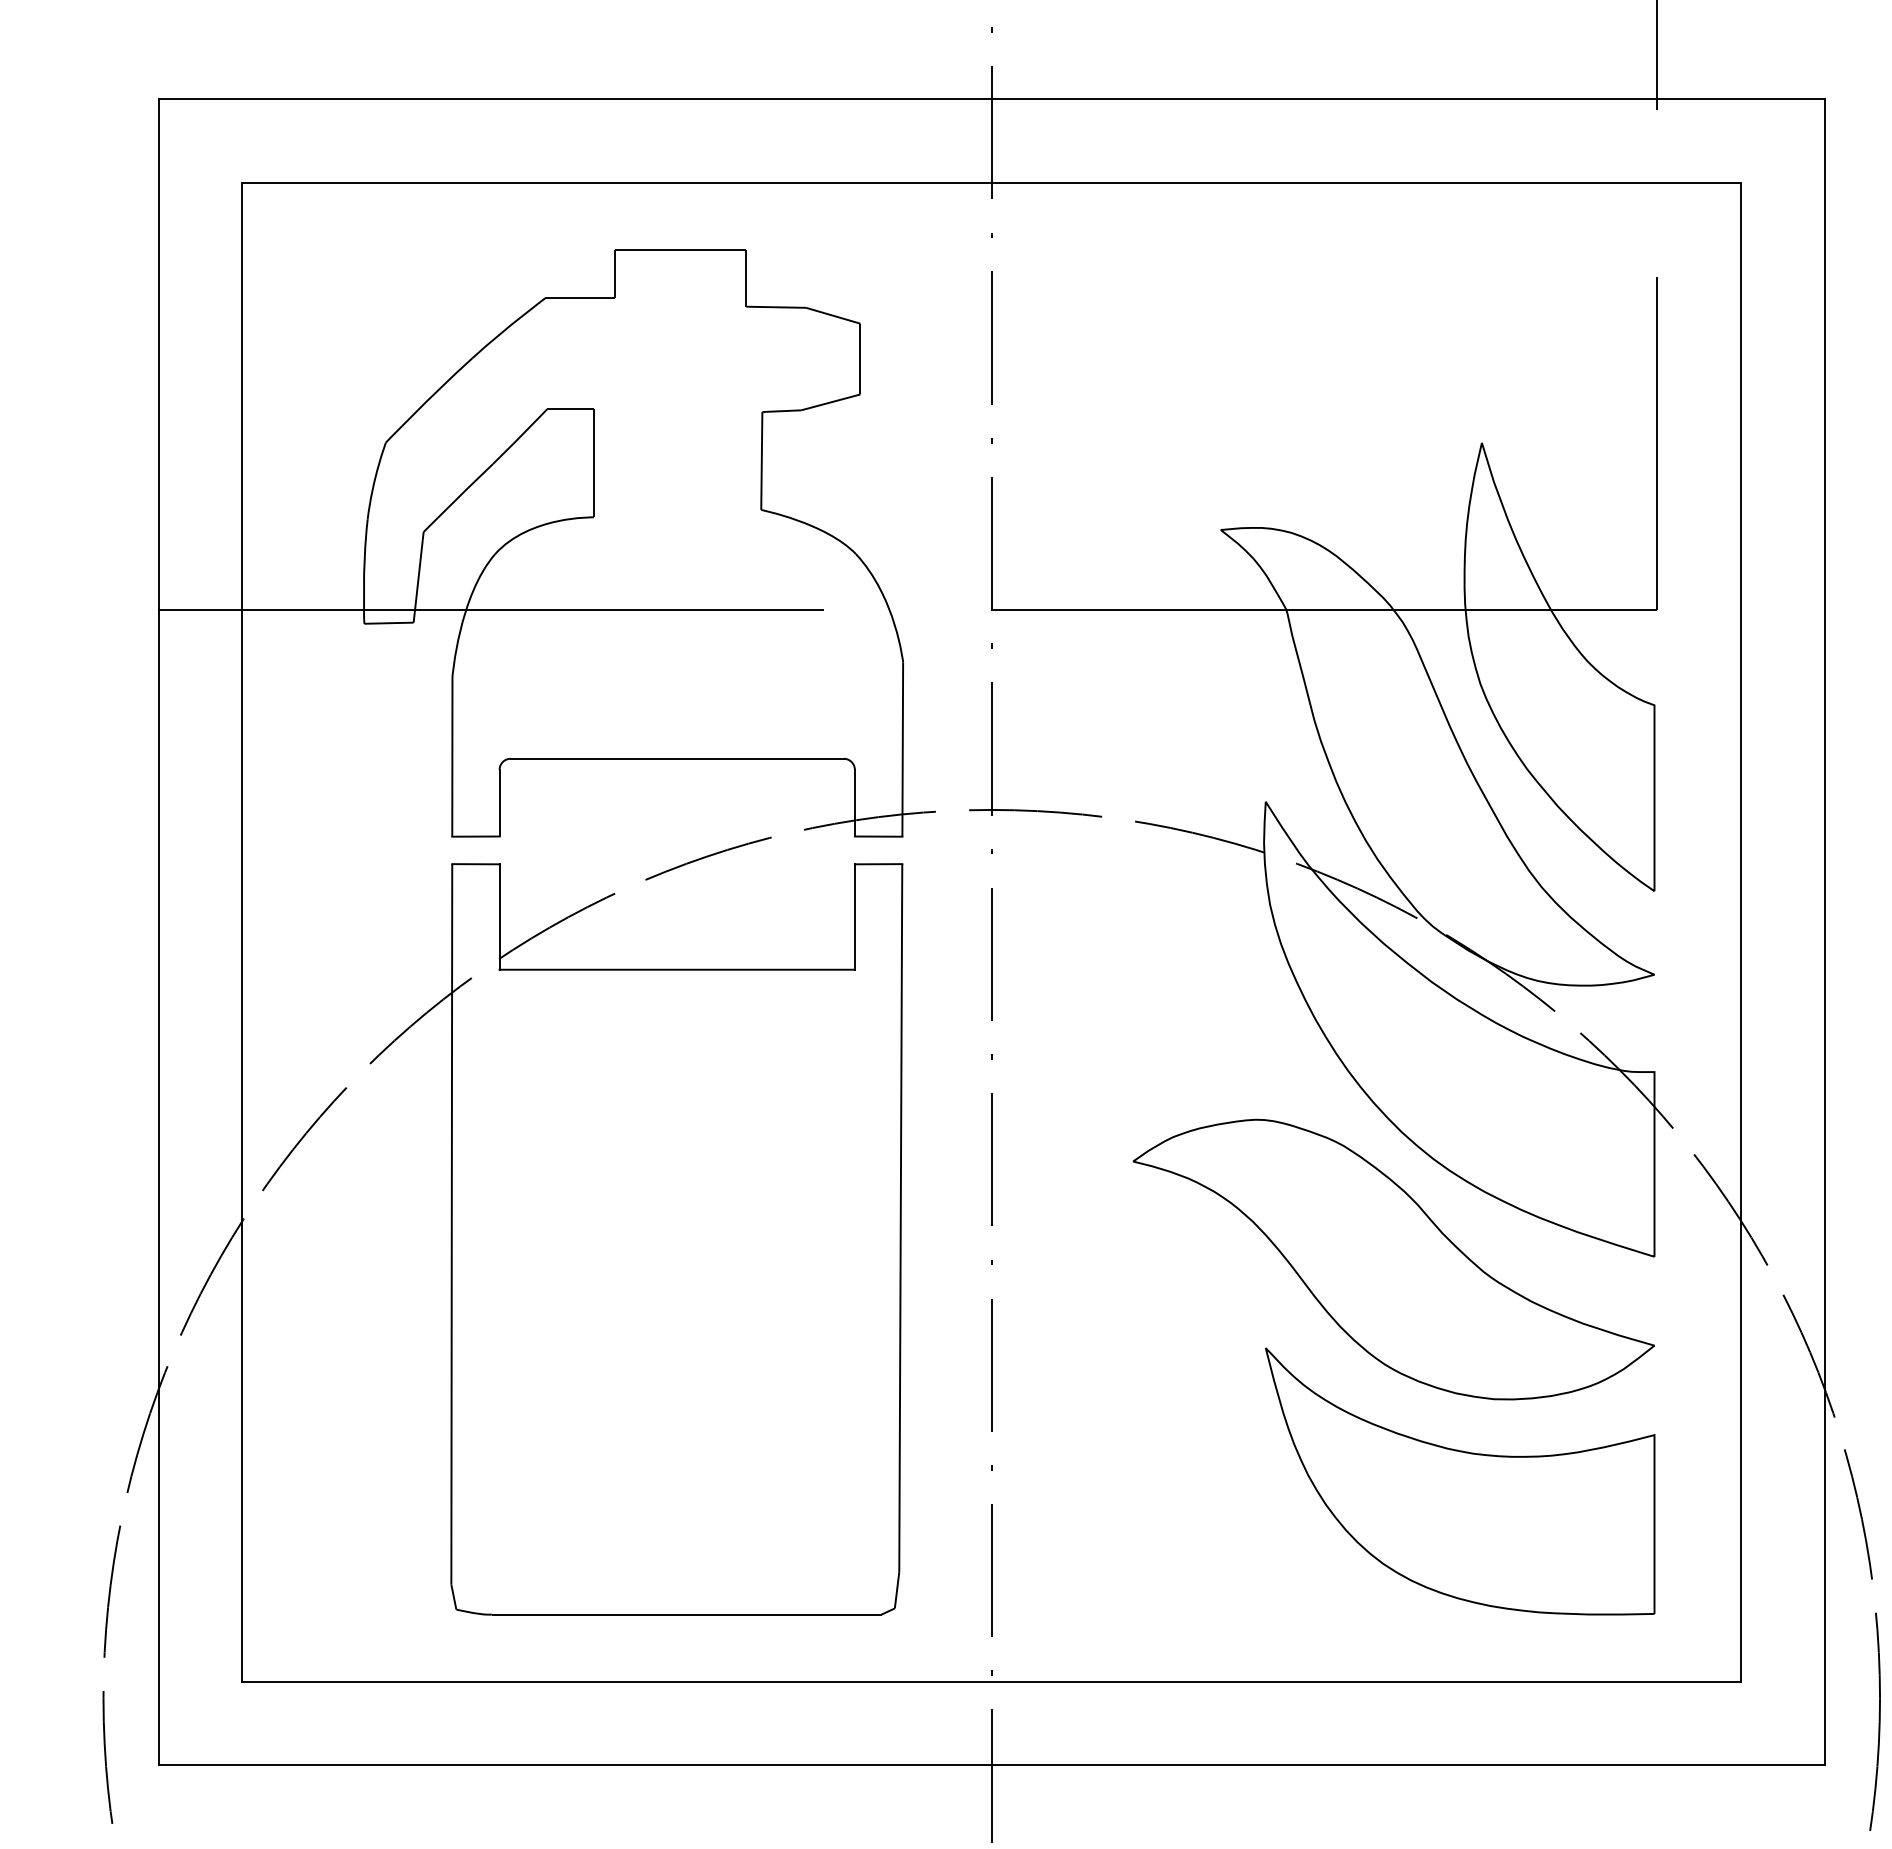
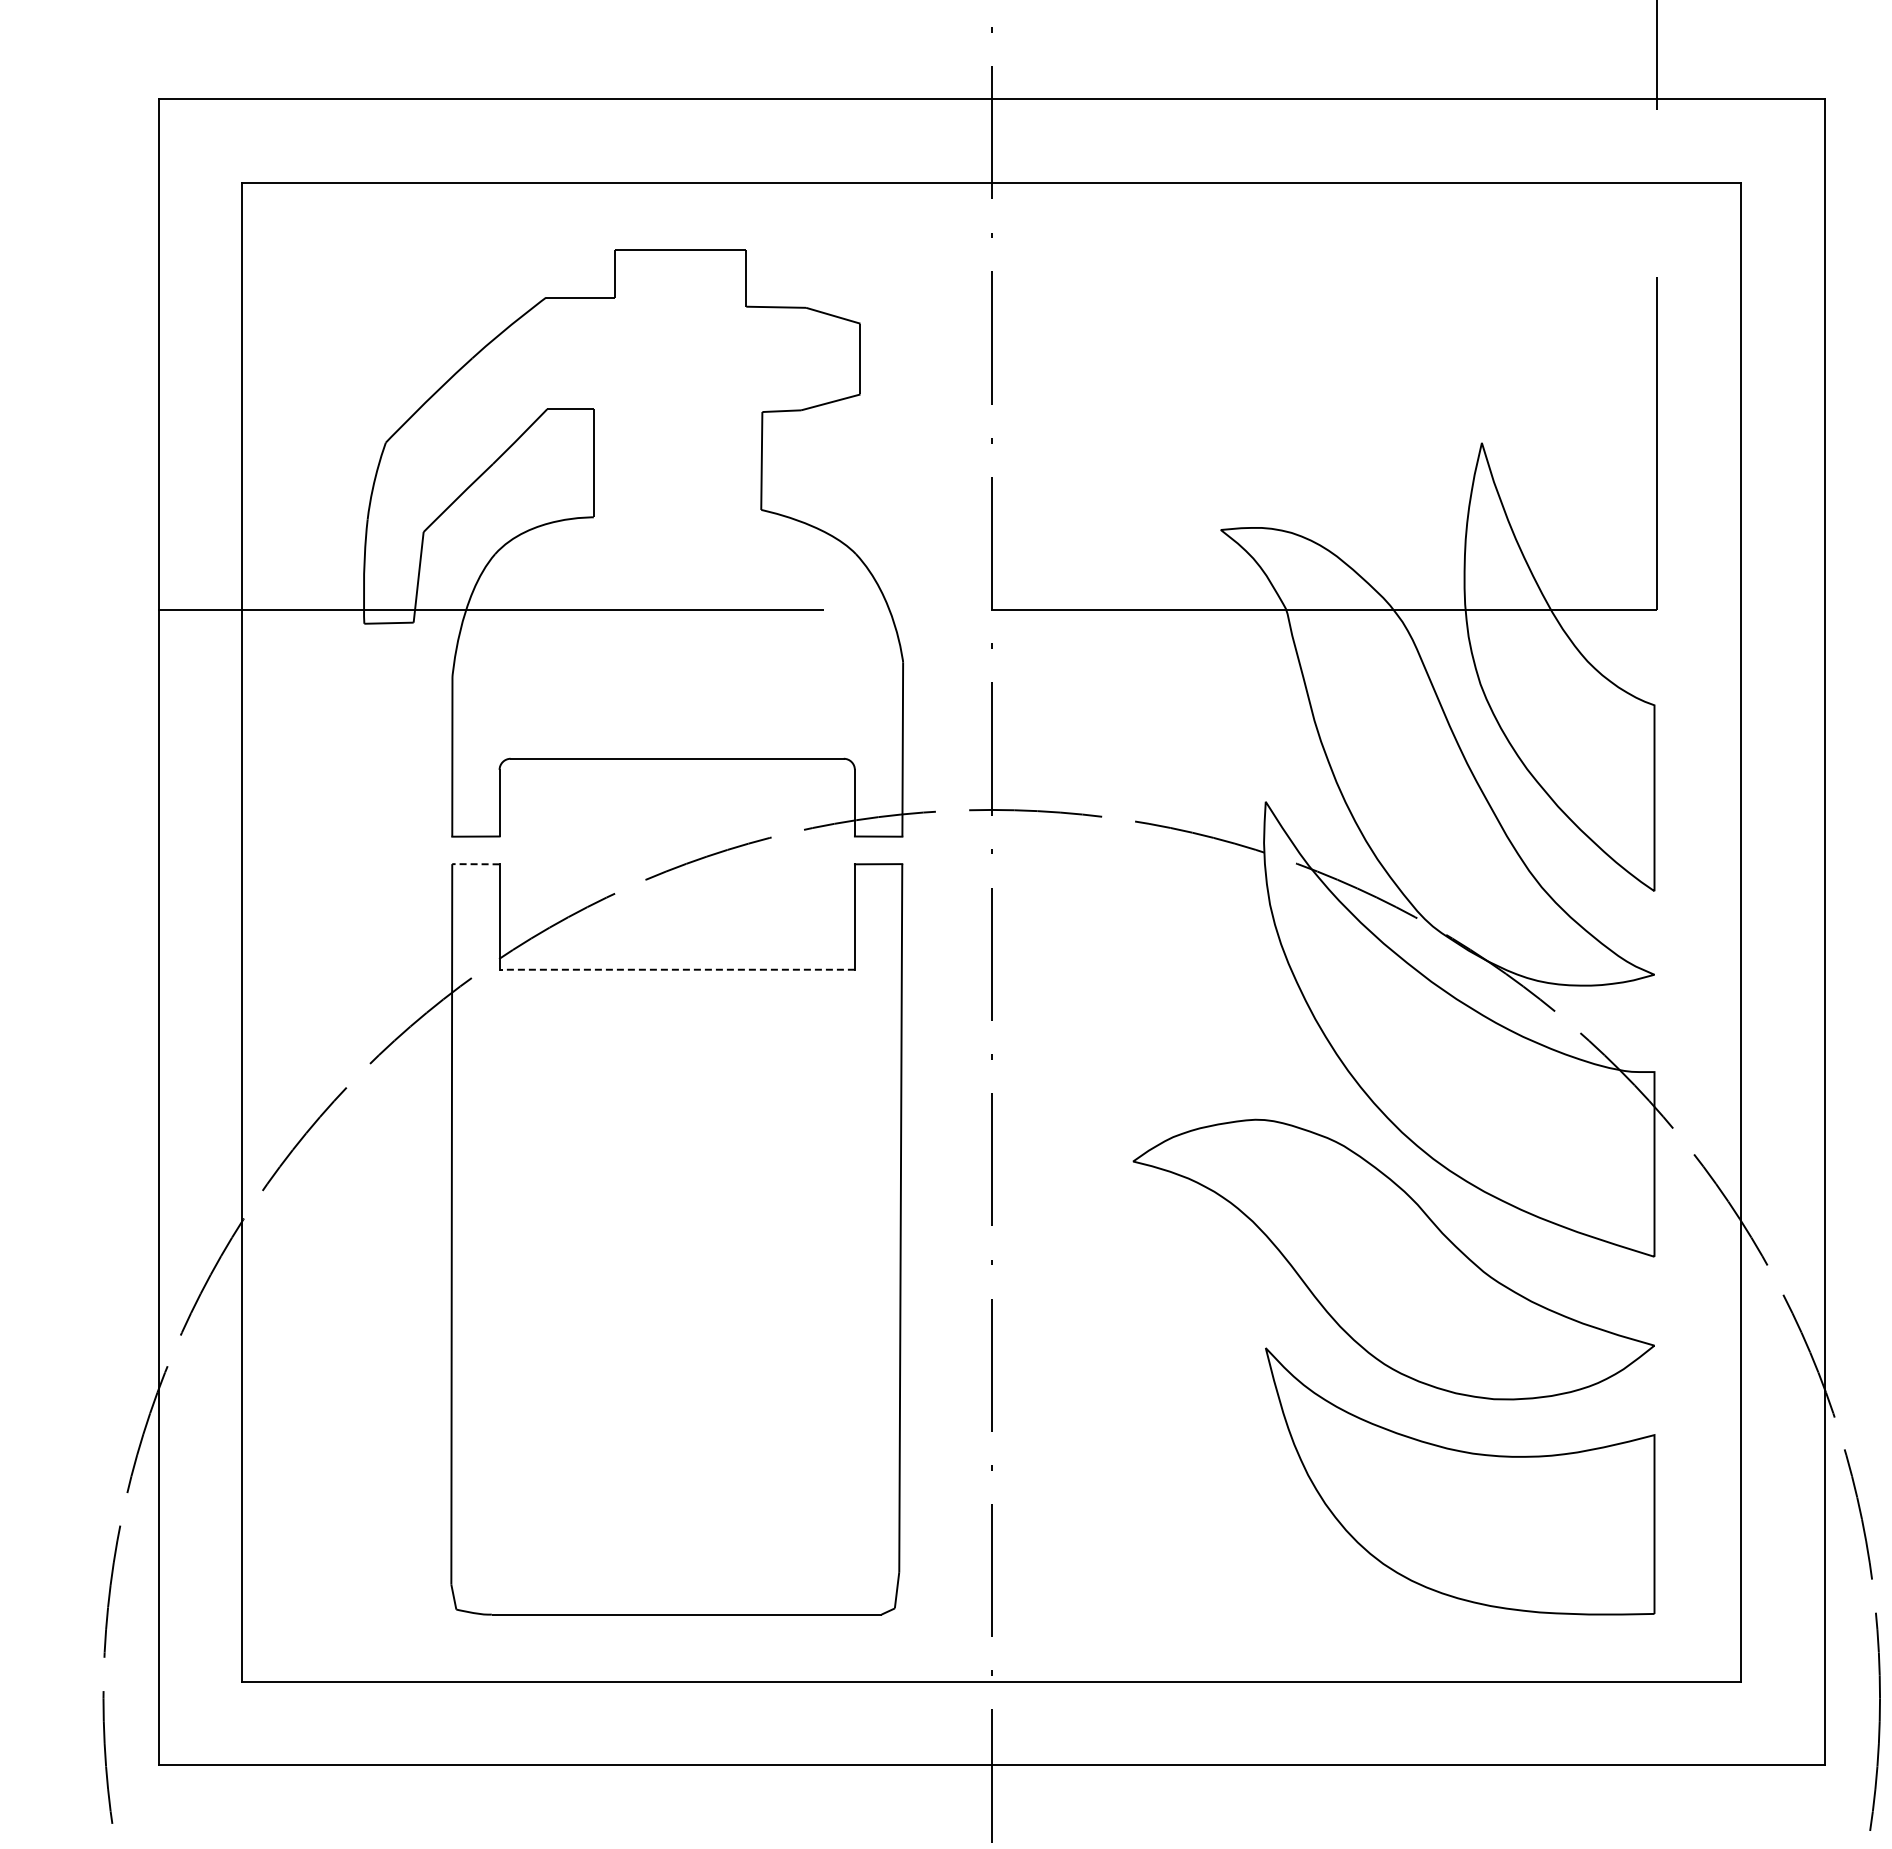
line: solid -> dashed (475, 864)
line: solid -> dashed (677, 969)
